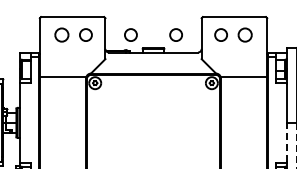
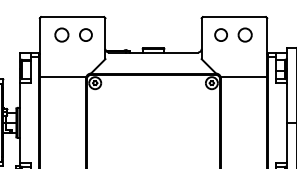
circle: present -> none (130, 34)
circle: present -> none (175, 34)
line: dashed -> solid (287, 141)
line: dashed -> solid (296, 145)
